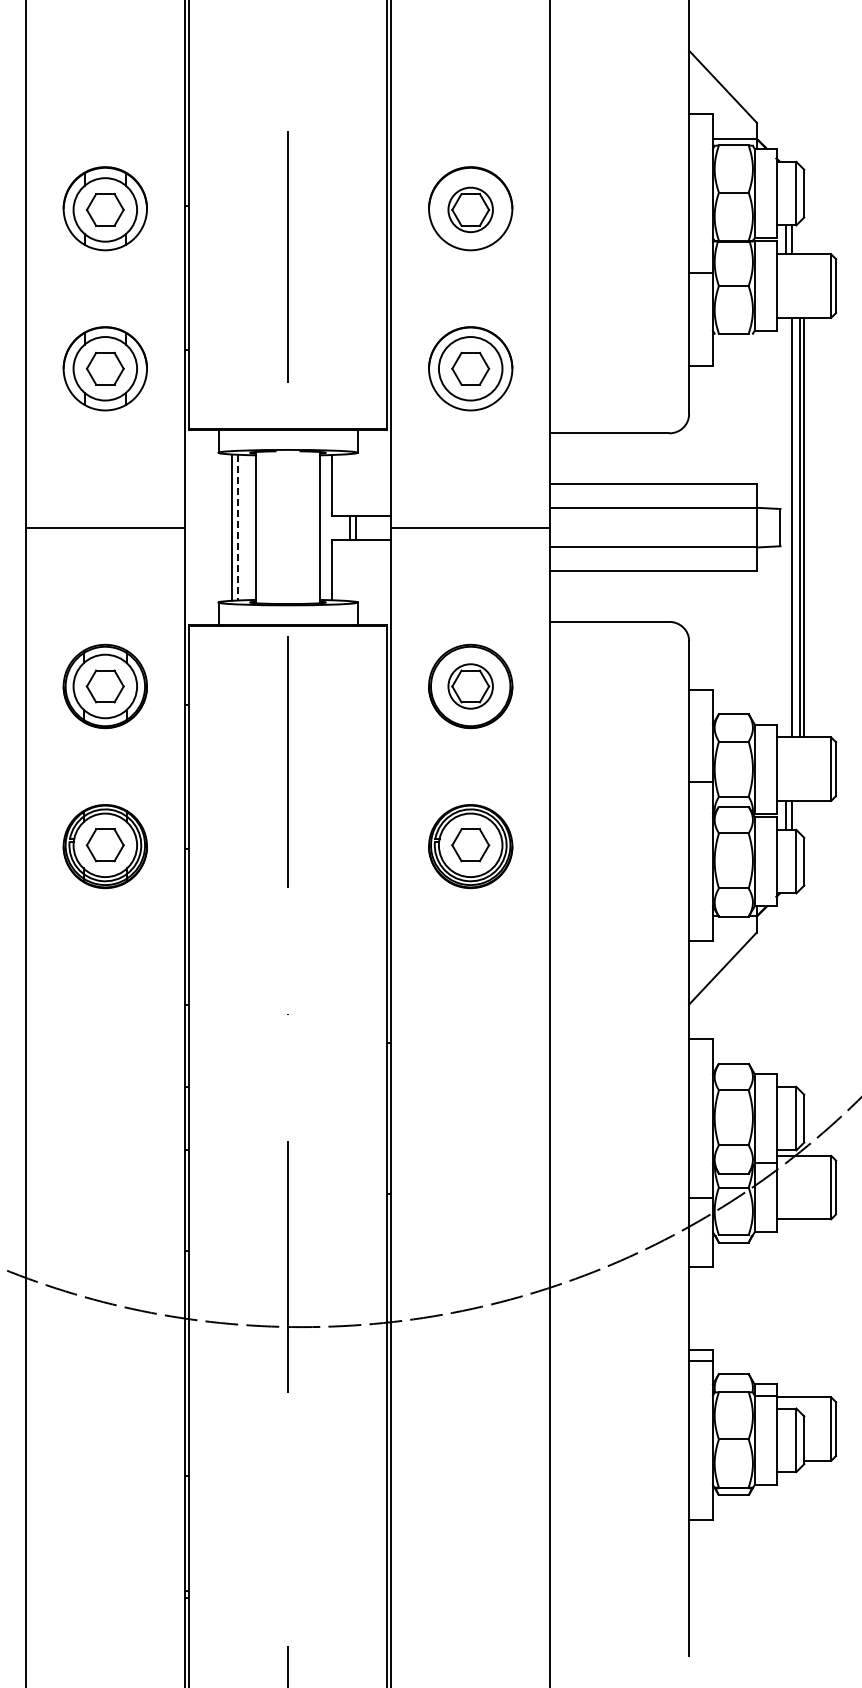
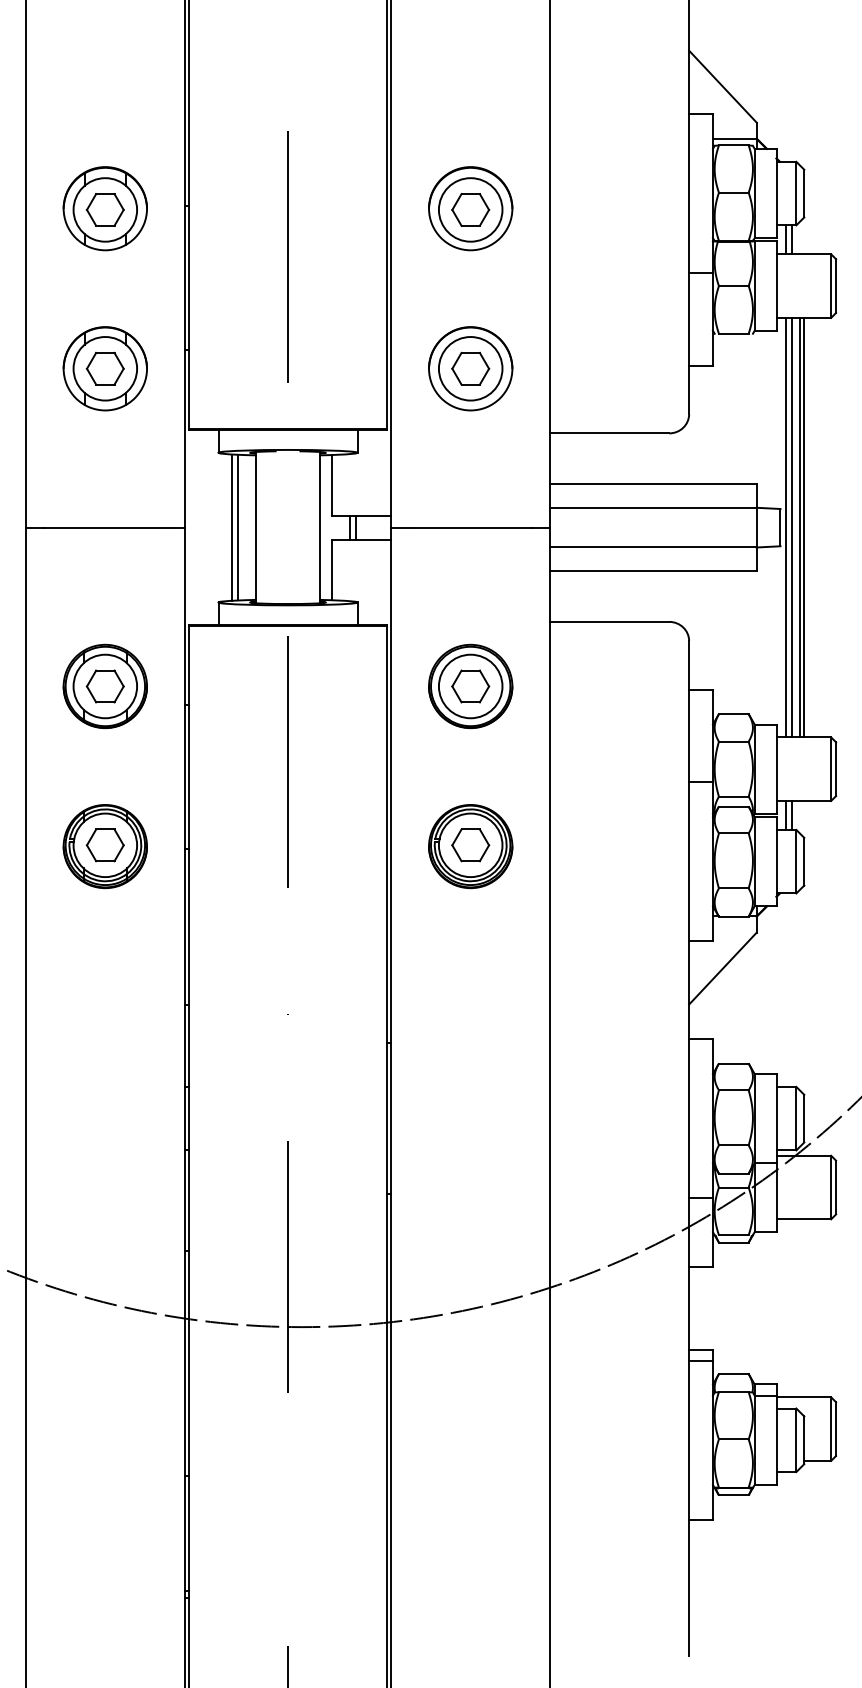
circle diameter: 44 px -> 64 px (470, 209)
line: dashed -> solid (238, 527)
line: none -> present (786, 527)
circle diameter: 44 px -> 64 px (470, 686)
